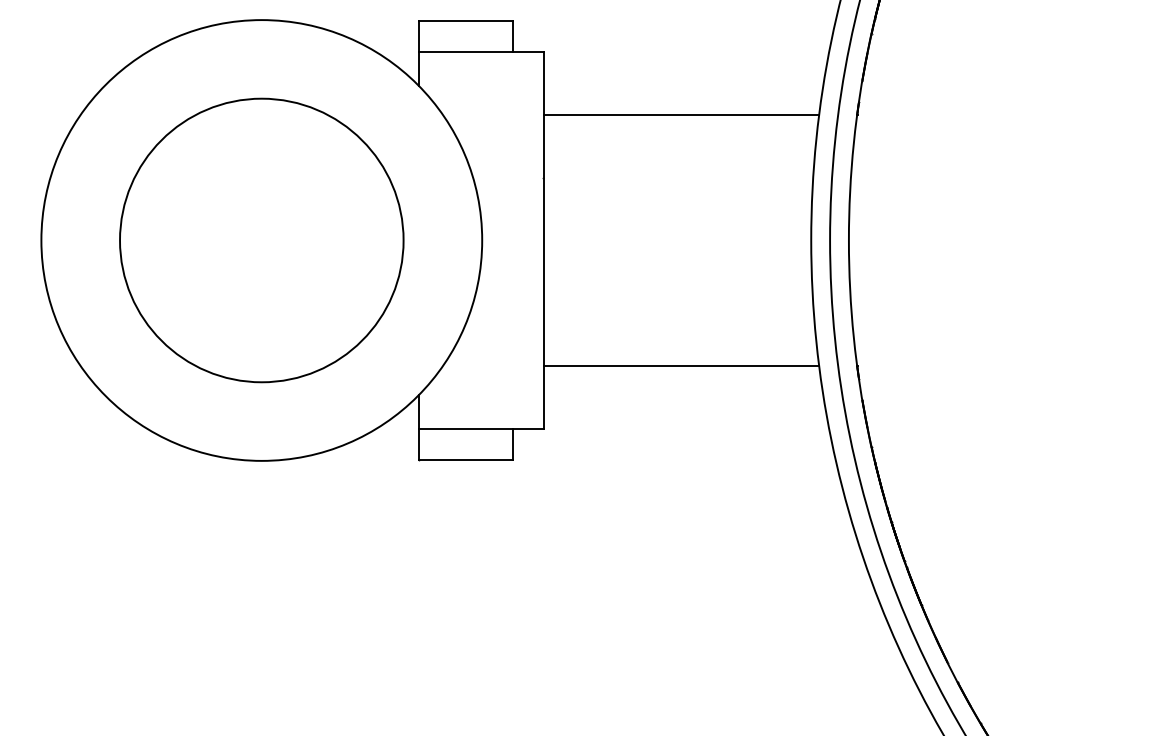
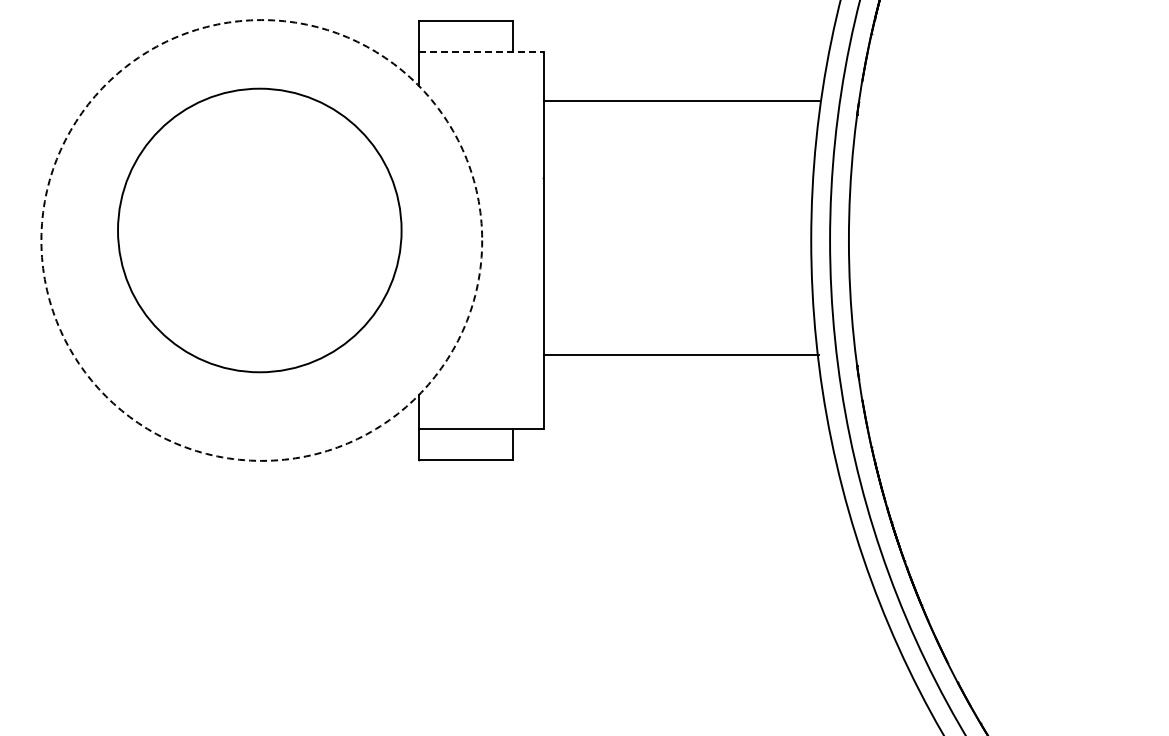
line: solid -> dashed (481, 52)
line position: (681, 114) -> (681, 100) (681, 100)
circle position: (261, 240) -> (259, 230) (259, 230)
circle: solid -> dashed (261, 240)
line position: (681, 366) -> (681, 355) (681, 355)
